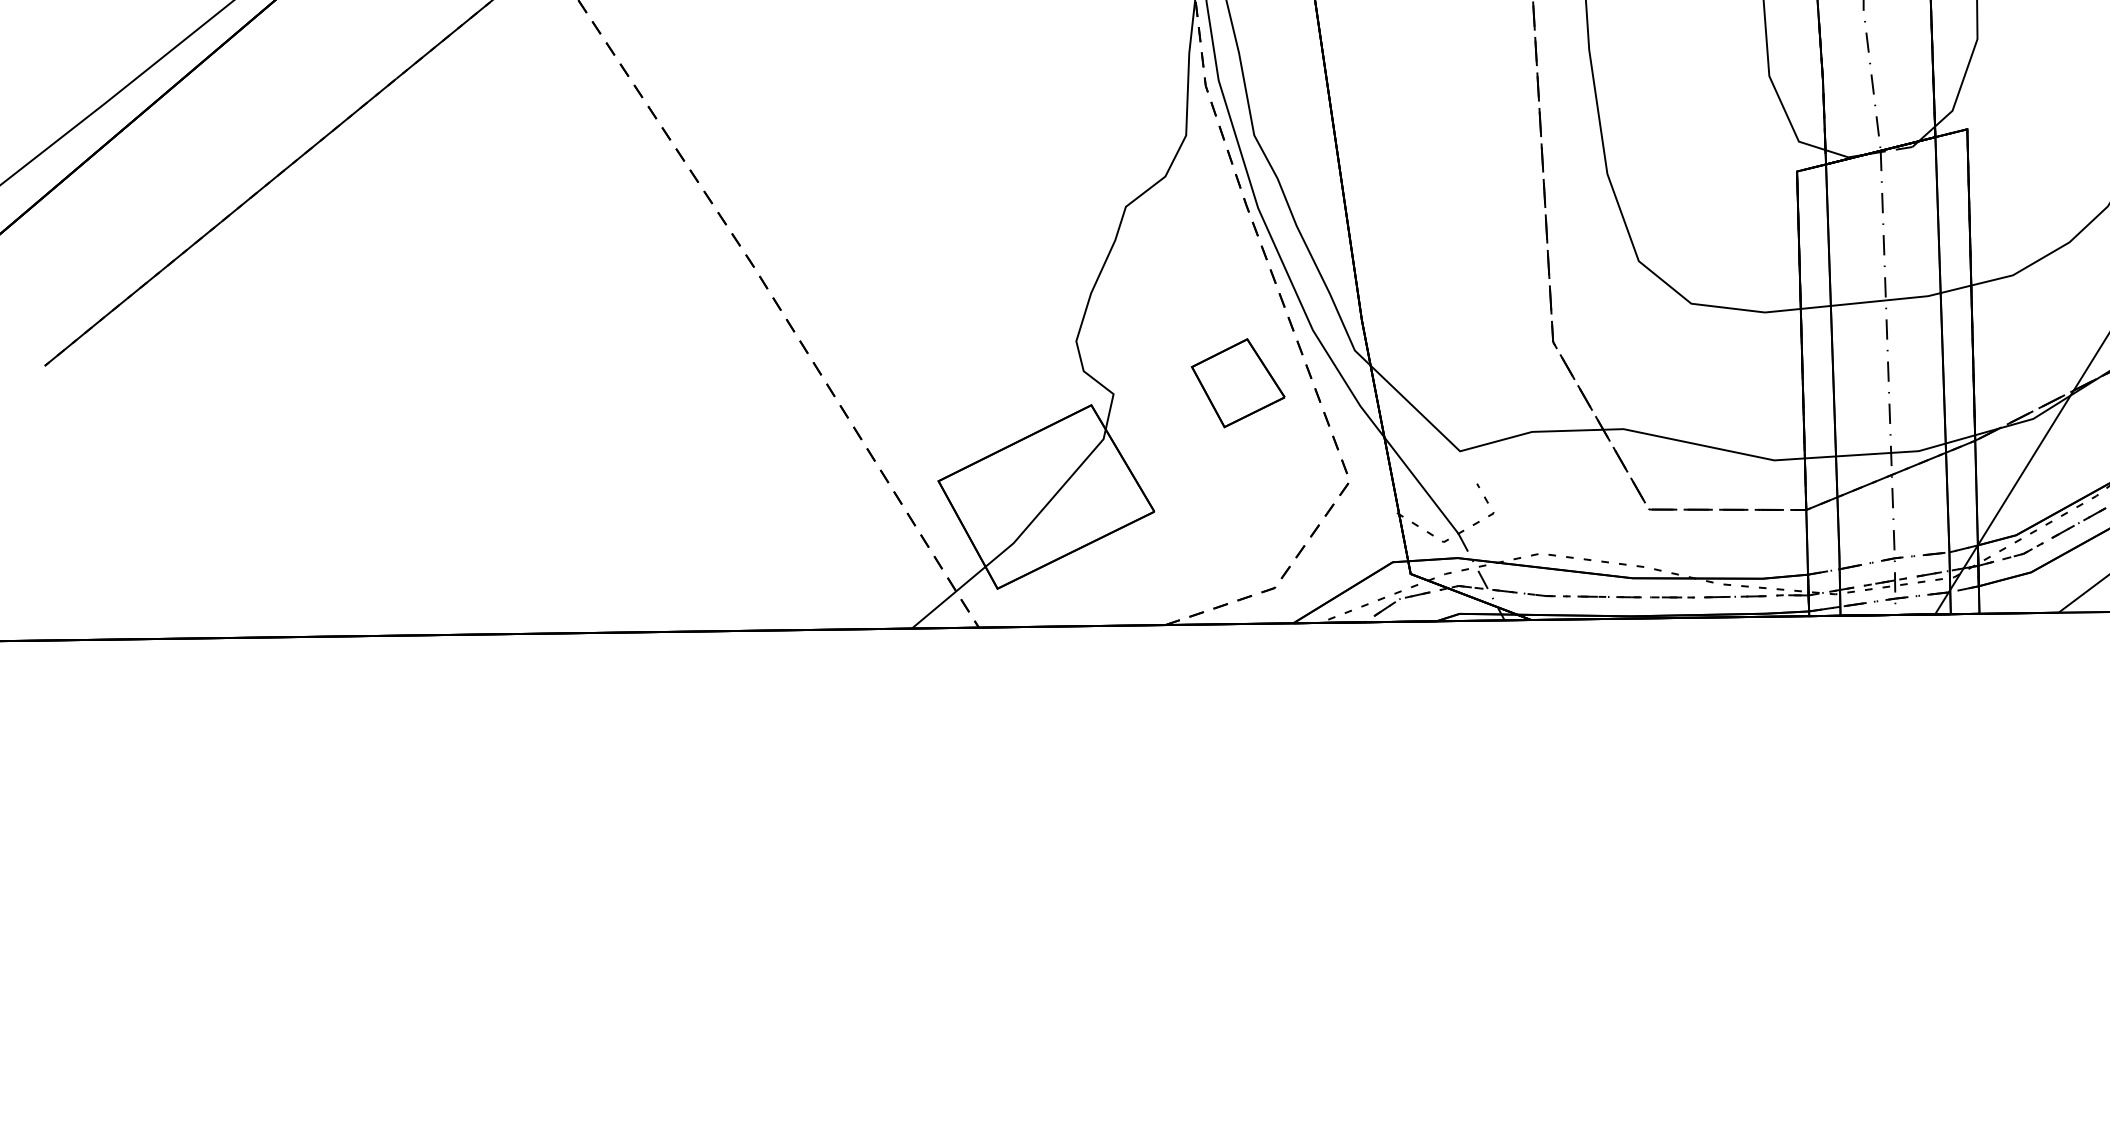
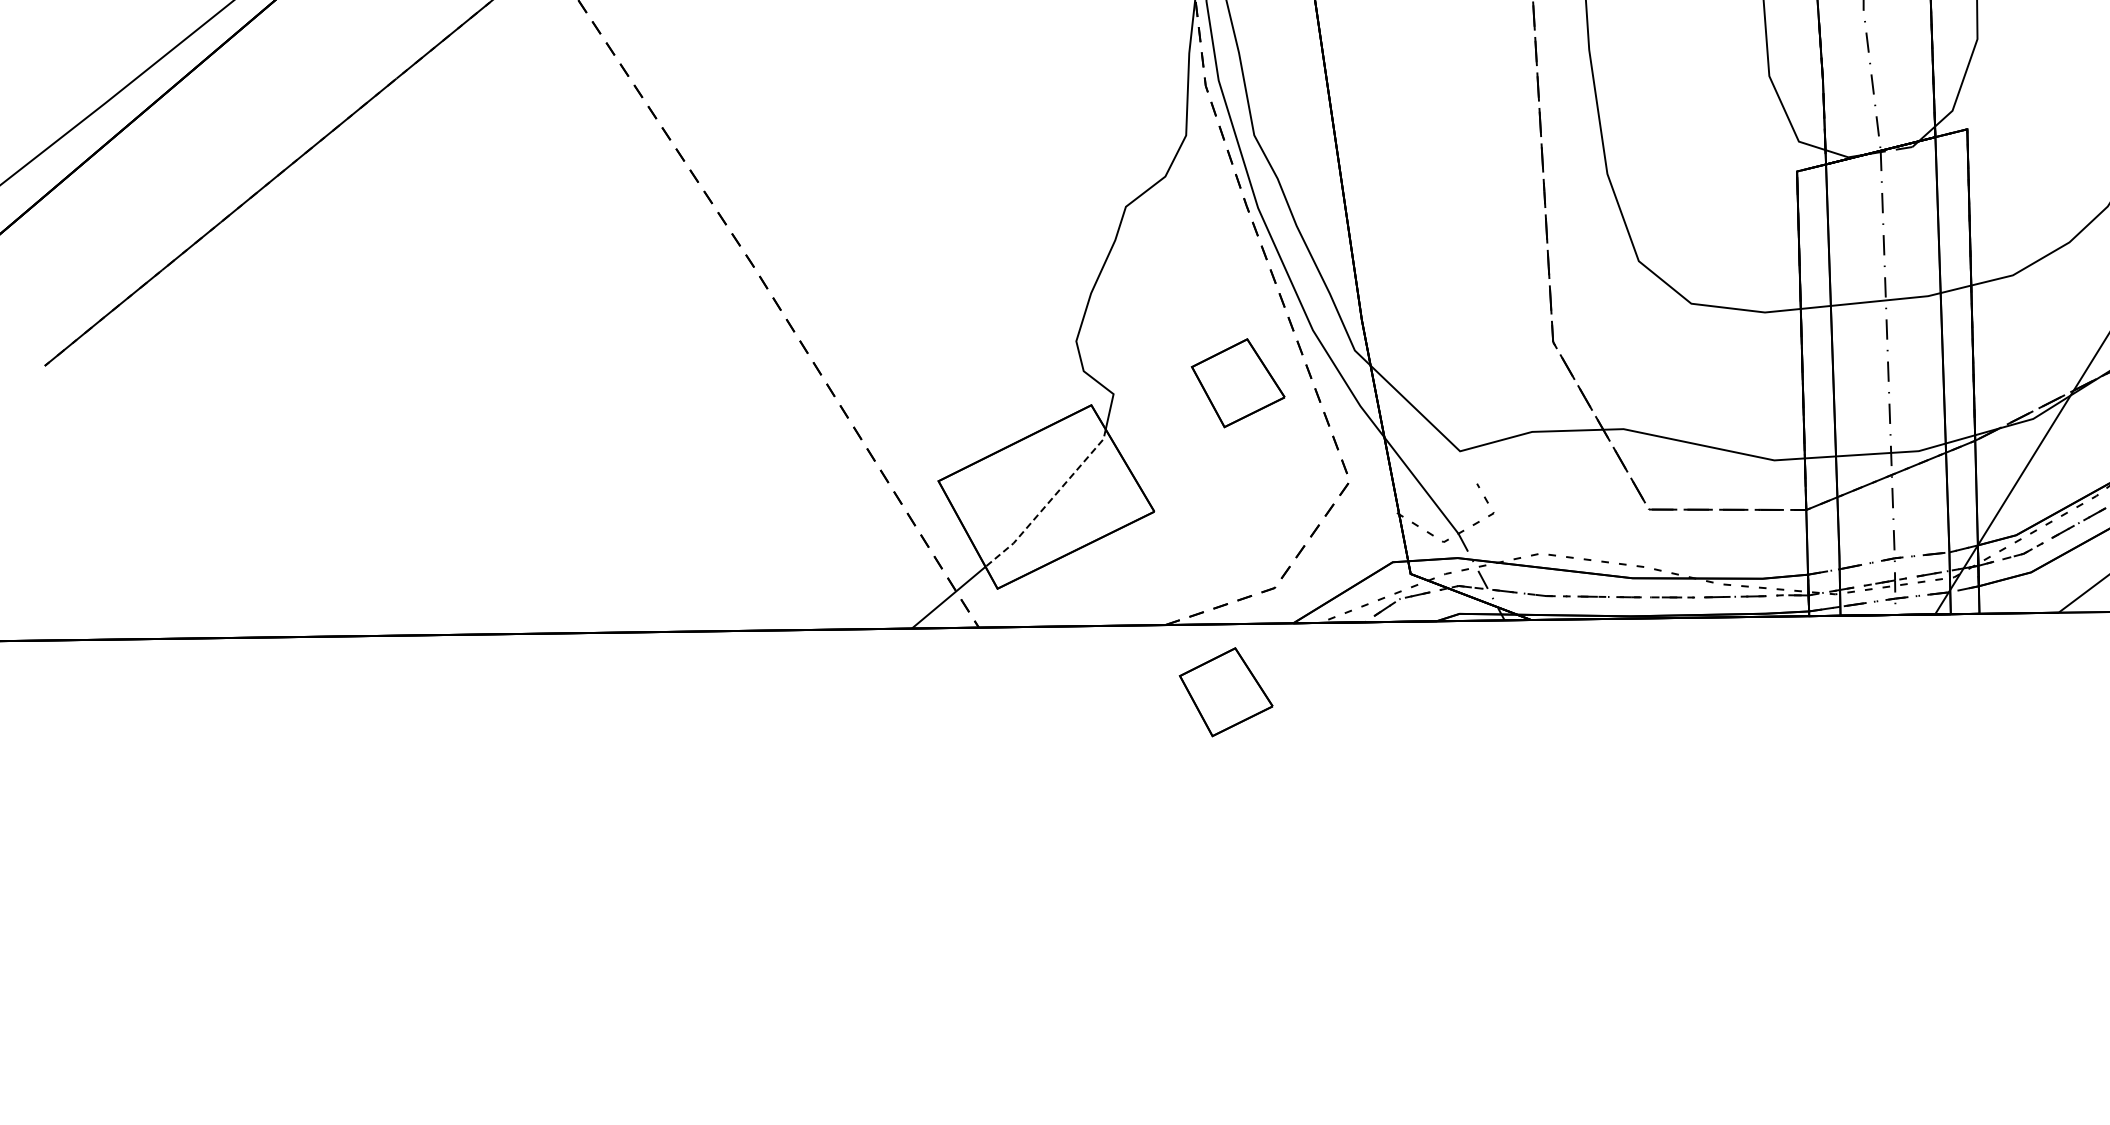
line: solid -> dashed (1049, 501)
part: none -> present (1225, 692)
